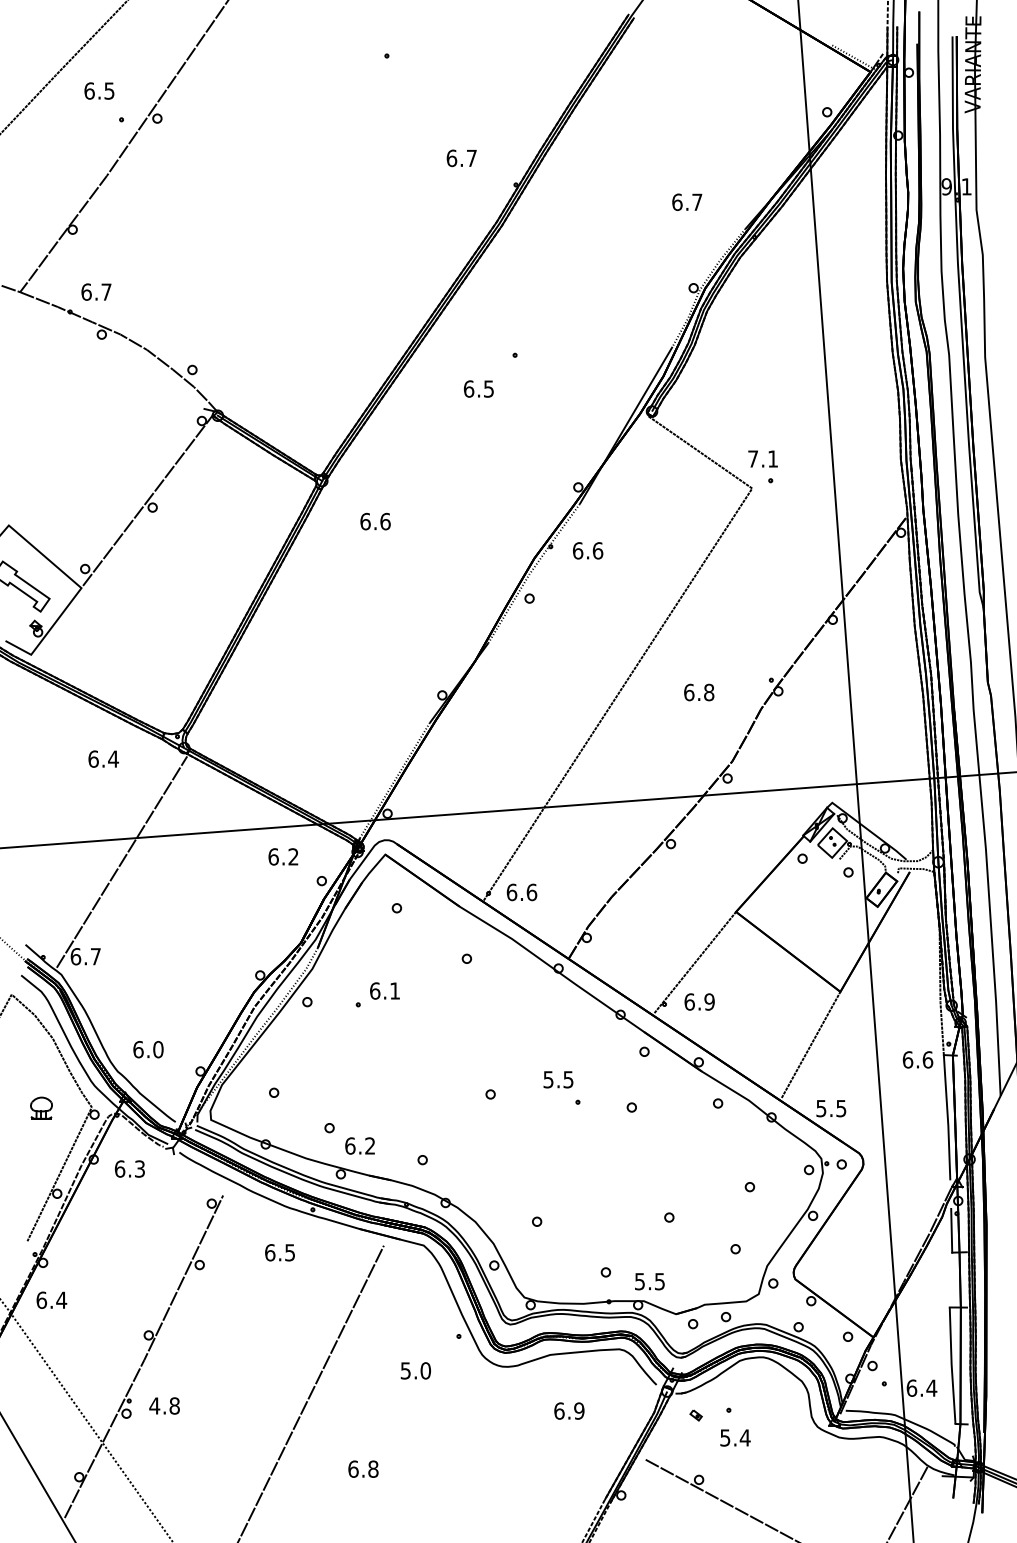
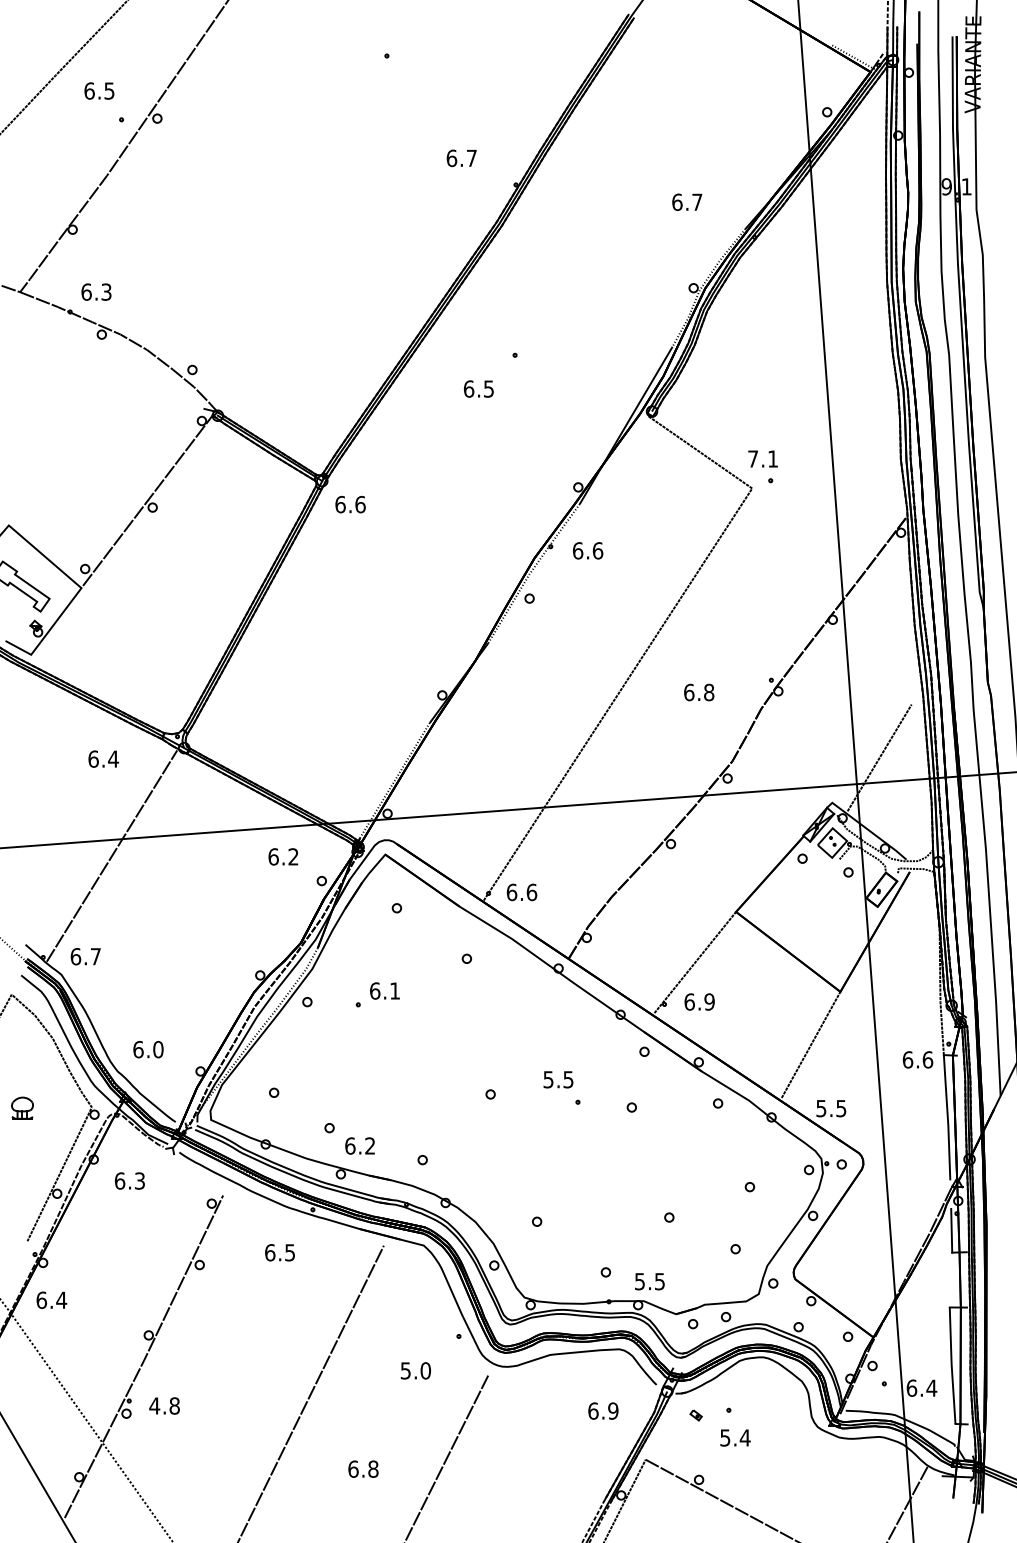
text: 6.7 -> 6.3 (106, 291)
text position: (375, 521) -> (350, 504) (350, 504)
line: none -> present (879, 757)
line position: (121, 861) -> (111, 855) (111, 855)
part position: (41, 1107) -> (22, 1107) (22, 1107)
text position: (129, 1168) -> (129, 1180) (129, 1180)
text position: (569, 1410) -> (603, 1410) (603, 1410)
line: none -> present (447, 1457)
line: none -> present (625, 1499)
